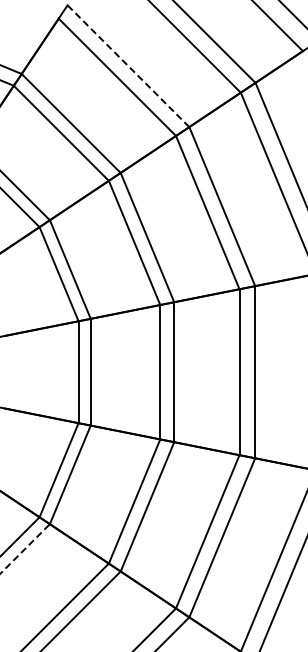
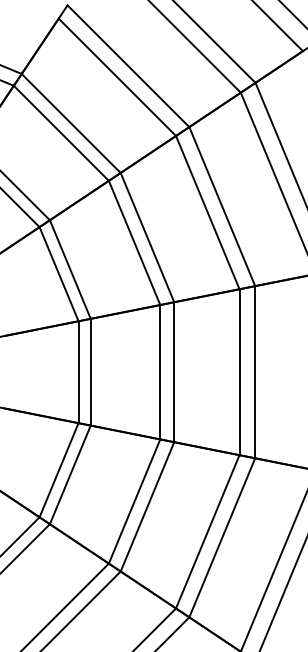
line: dashed -> solid (128, 65)
line: dashed -> solid (25, 548)
